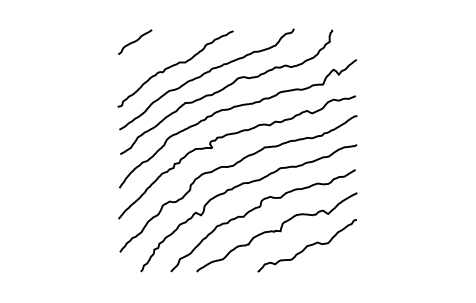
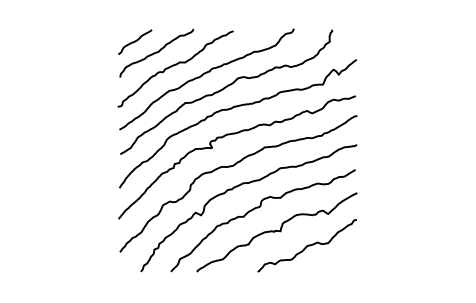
curve: none -> present (156, 53)
